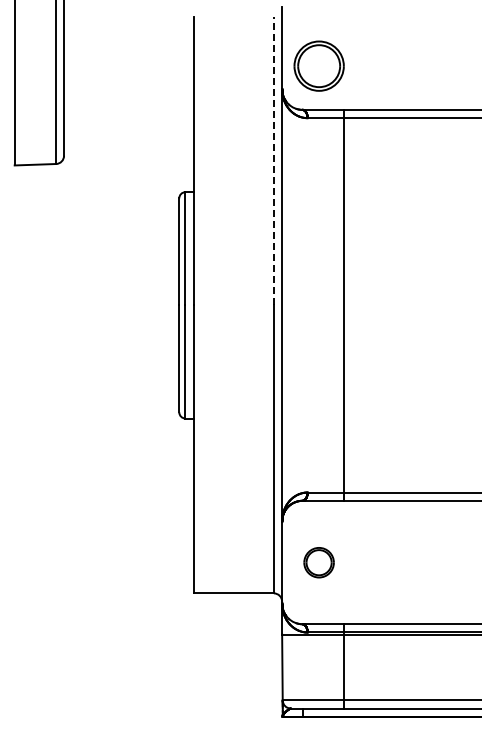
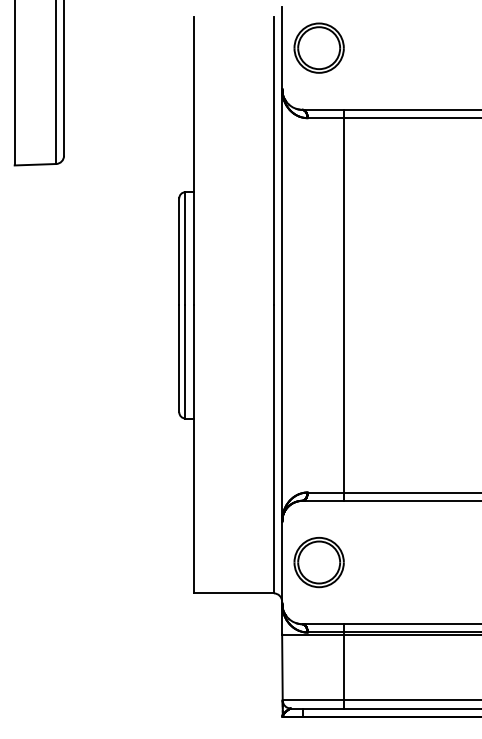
part position: (318, 65) -> (318, 47) (318, 47)
line: dashed -> solid (273, 160)
part size: 32x32 px -> 52x52 px (318, 562)
